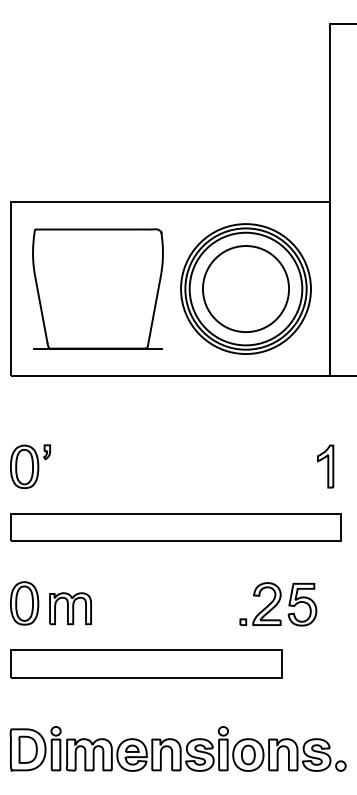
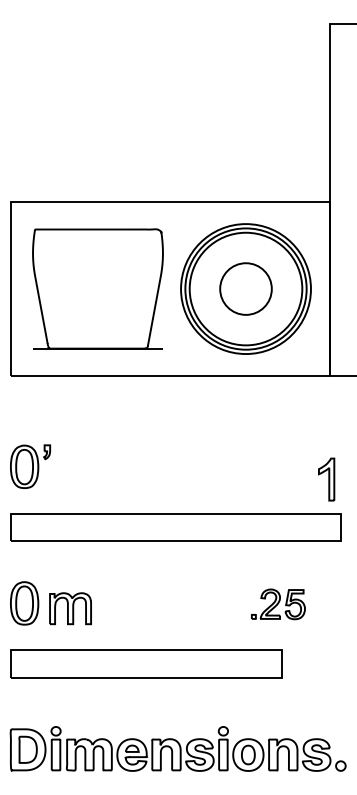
circle diameter: 86 px -> 52 px (245, 288)
part position: (325, 466) -> (326, 479) (326, 479)
part size: 79x45 px -> 55x33 px (278, 604)
